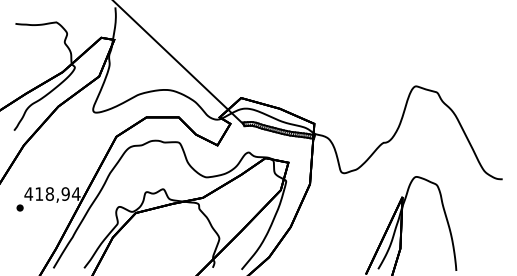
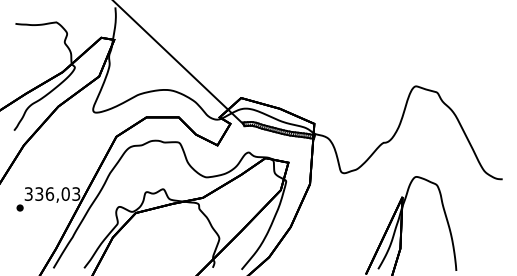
text: 418,94 -> 336,03 (52, 193)
